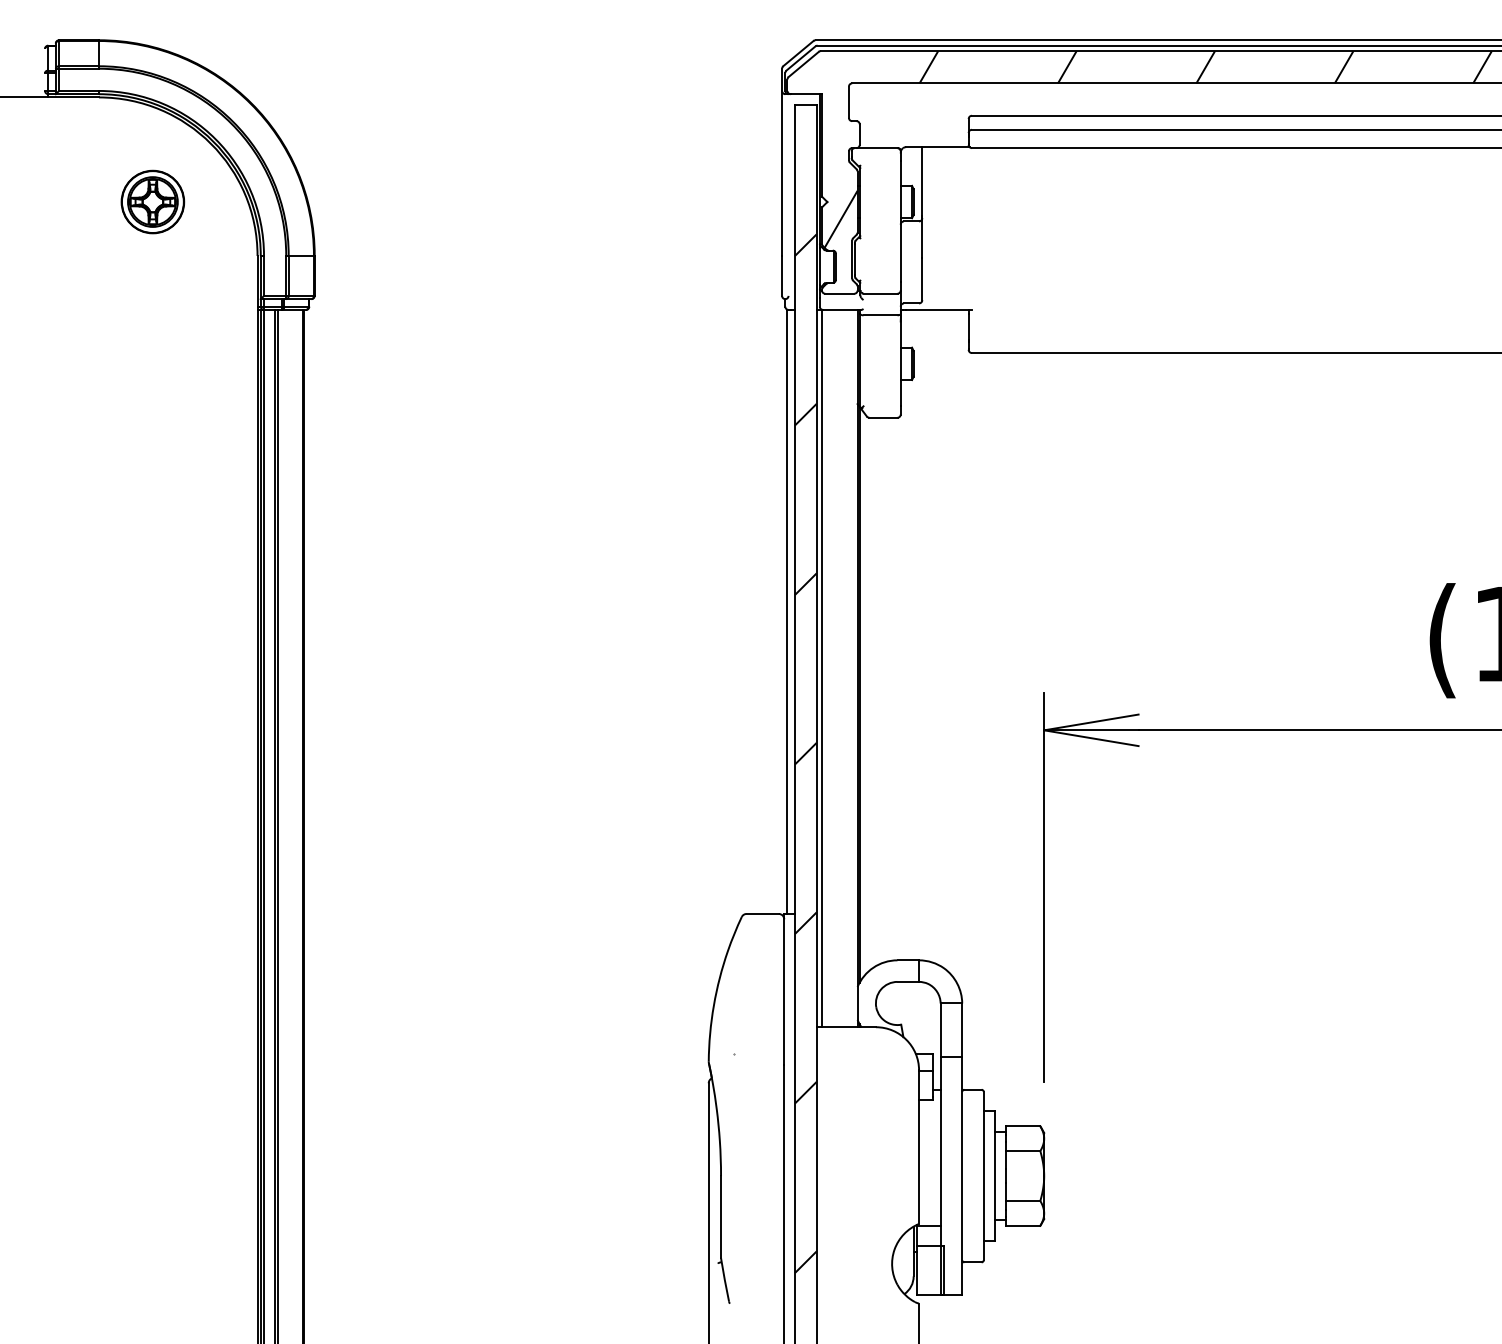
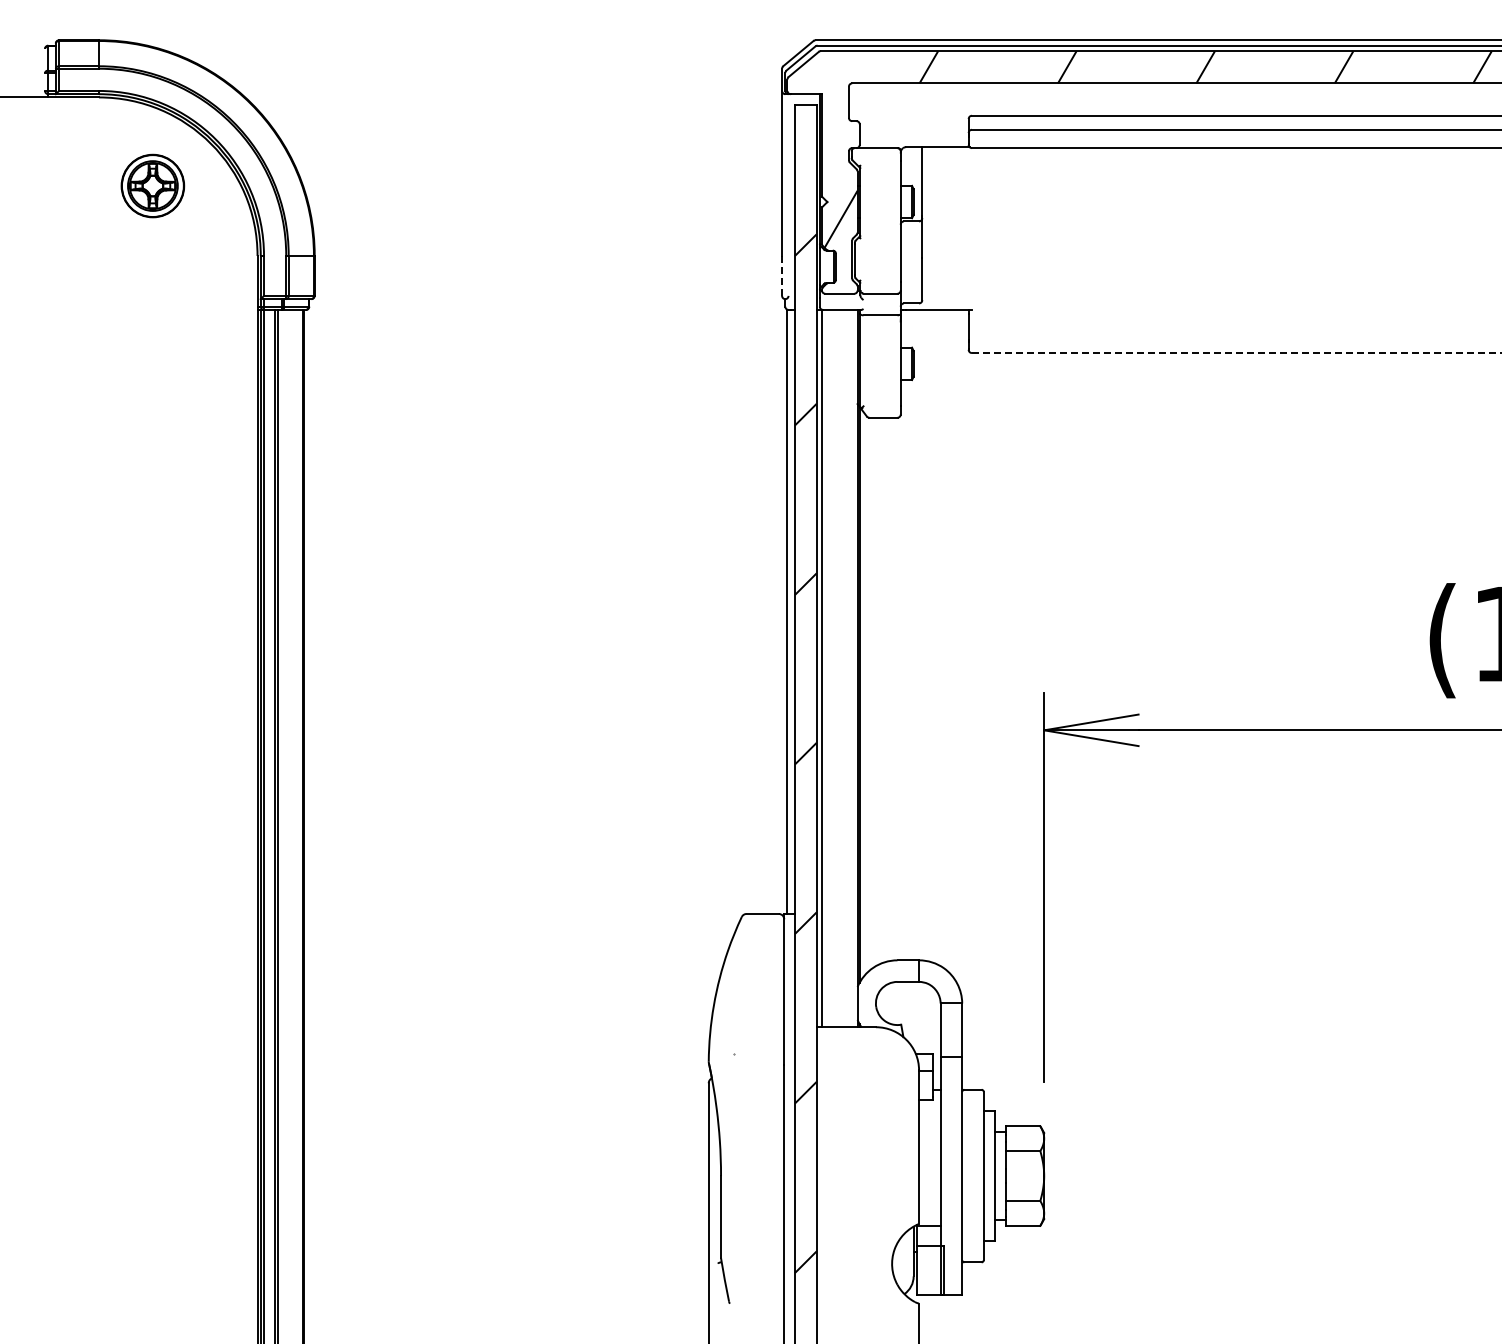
part position: (152, 201) -> (152, 185) (152, 185)
line: solid -> dashed (782, 275)
line: solid -> dashed (1236, 353)
